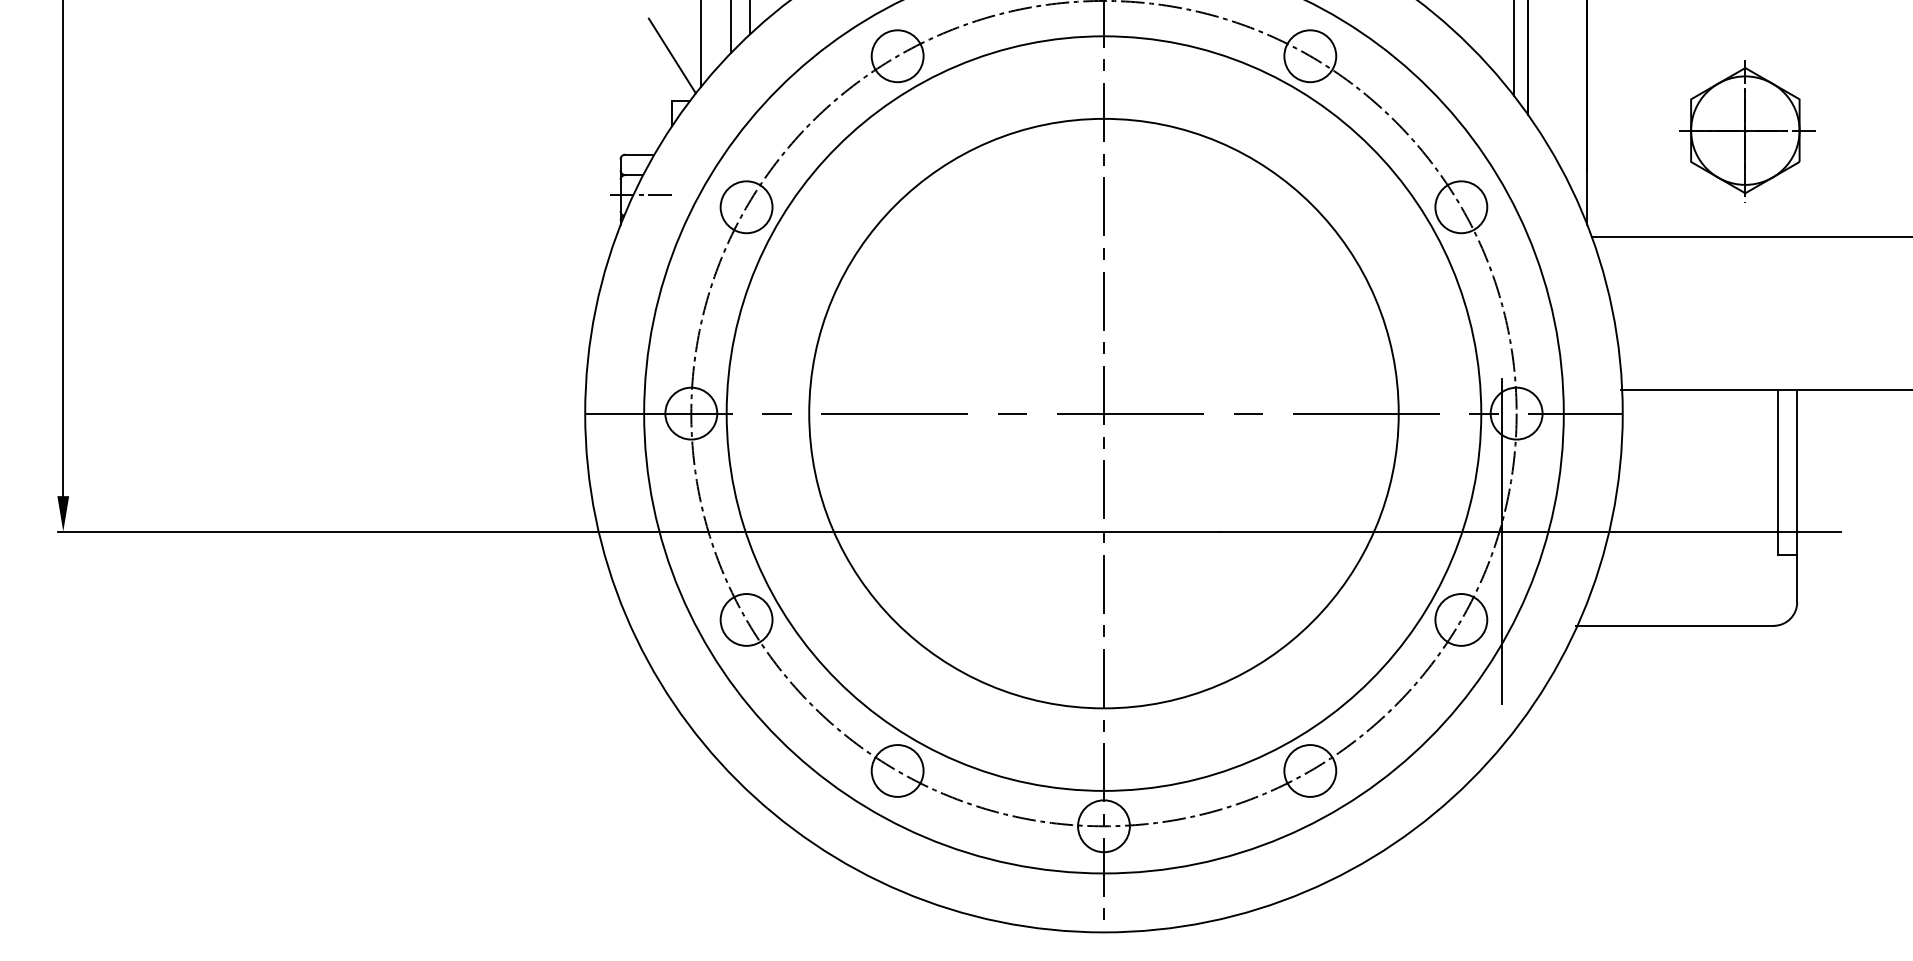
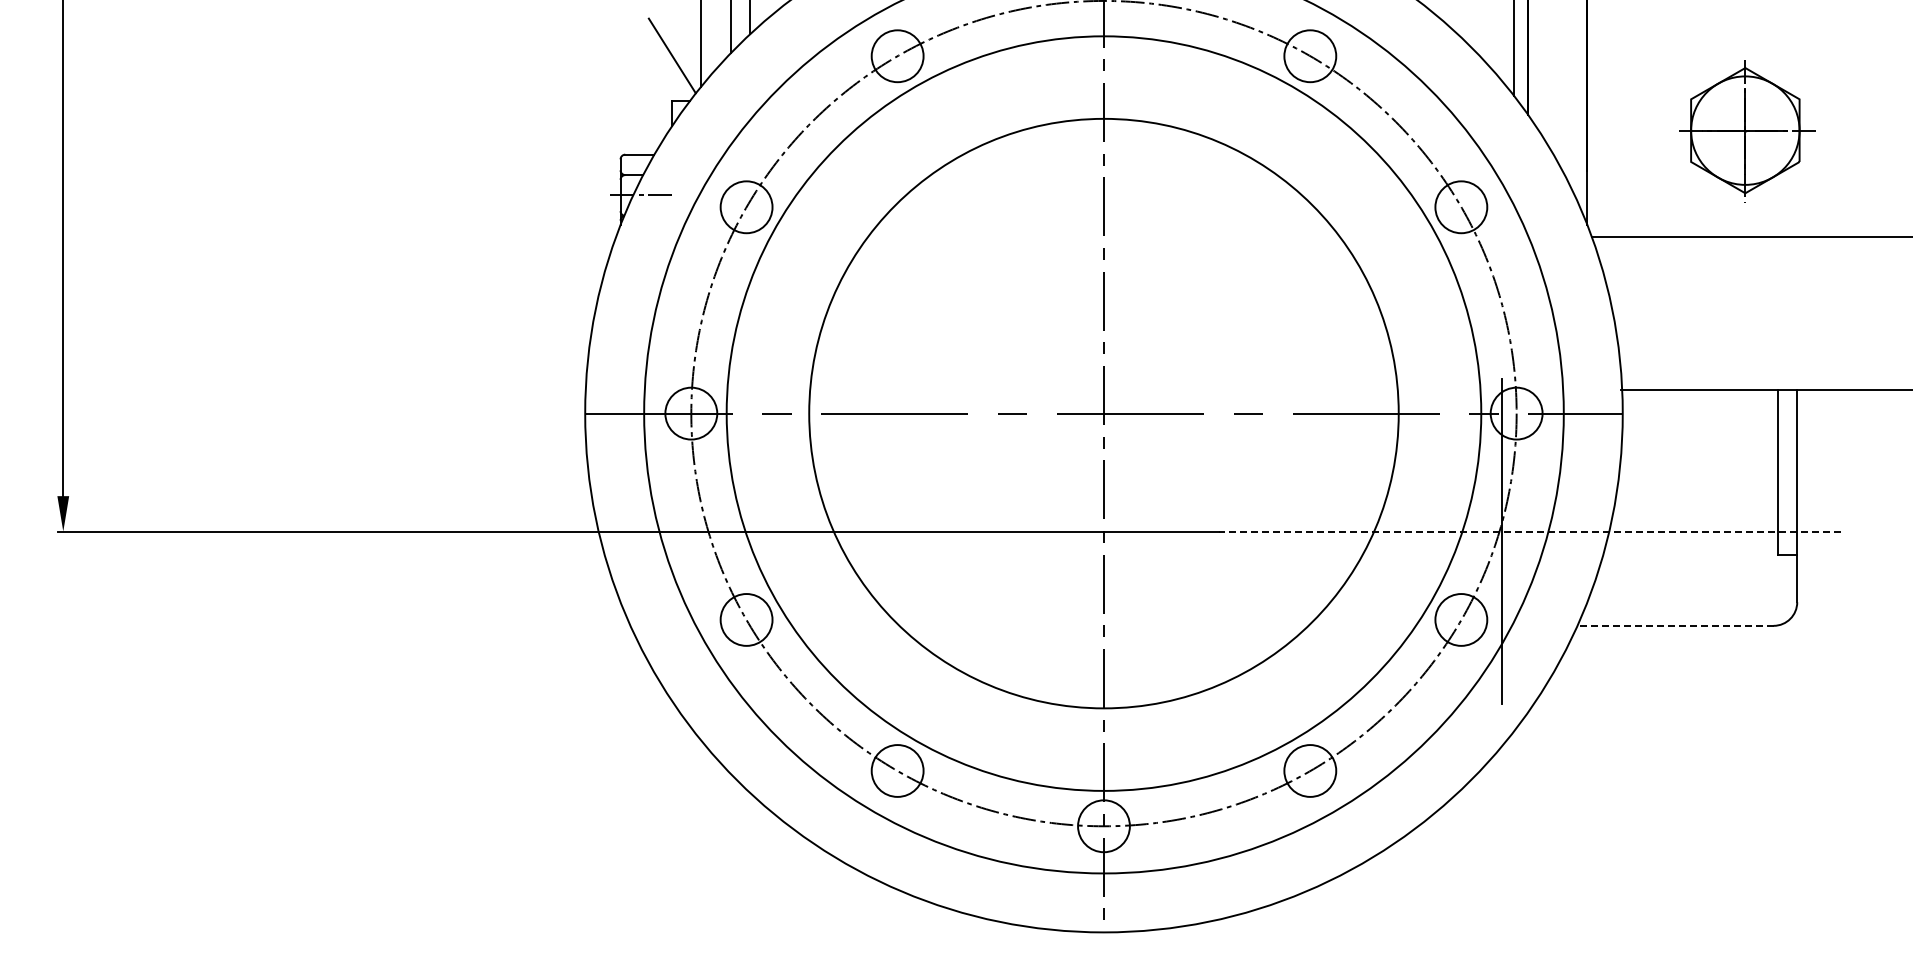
line: solid -> dashed (1530, 531)
line: solid -> dashed (1674, 625)
